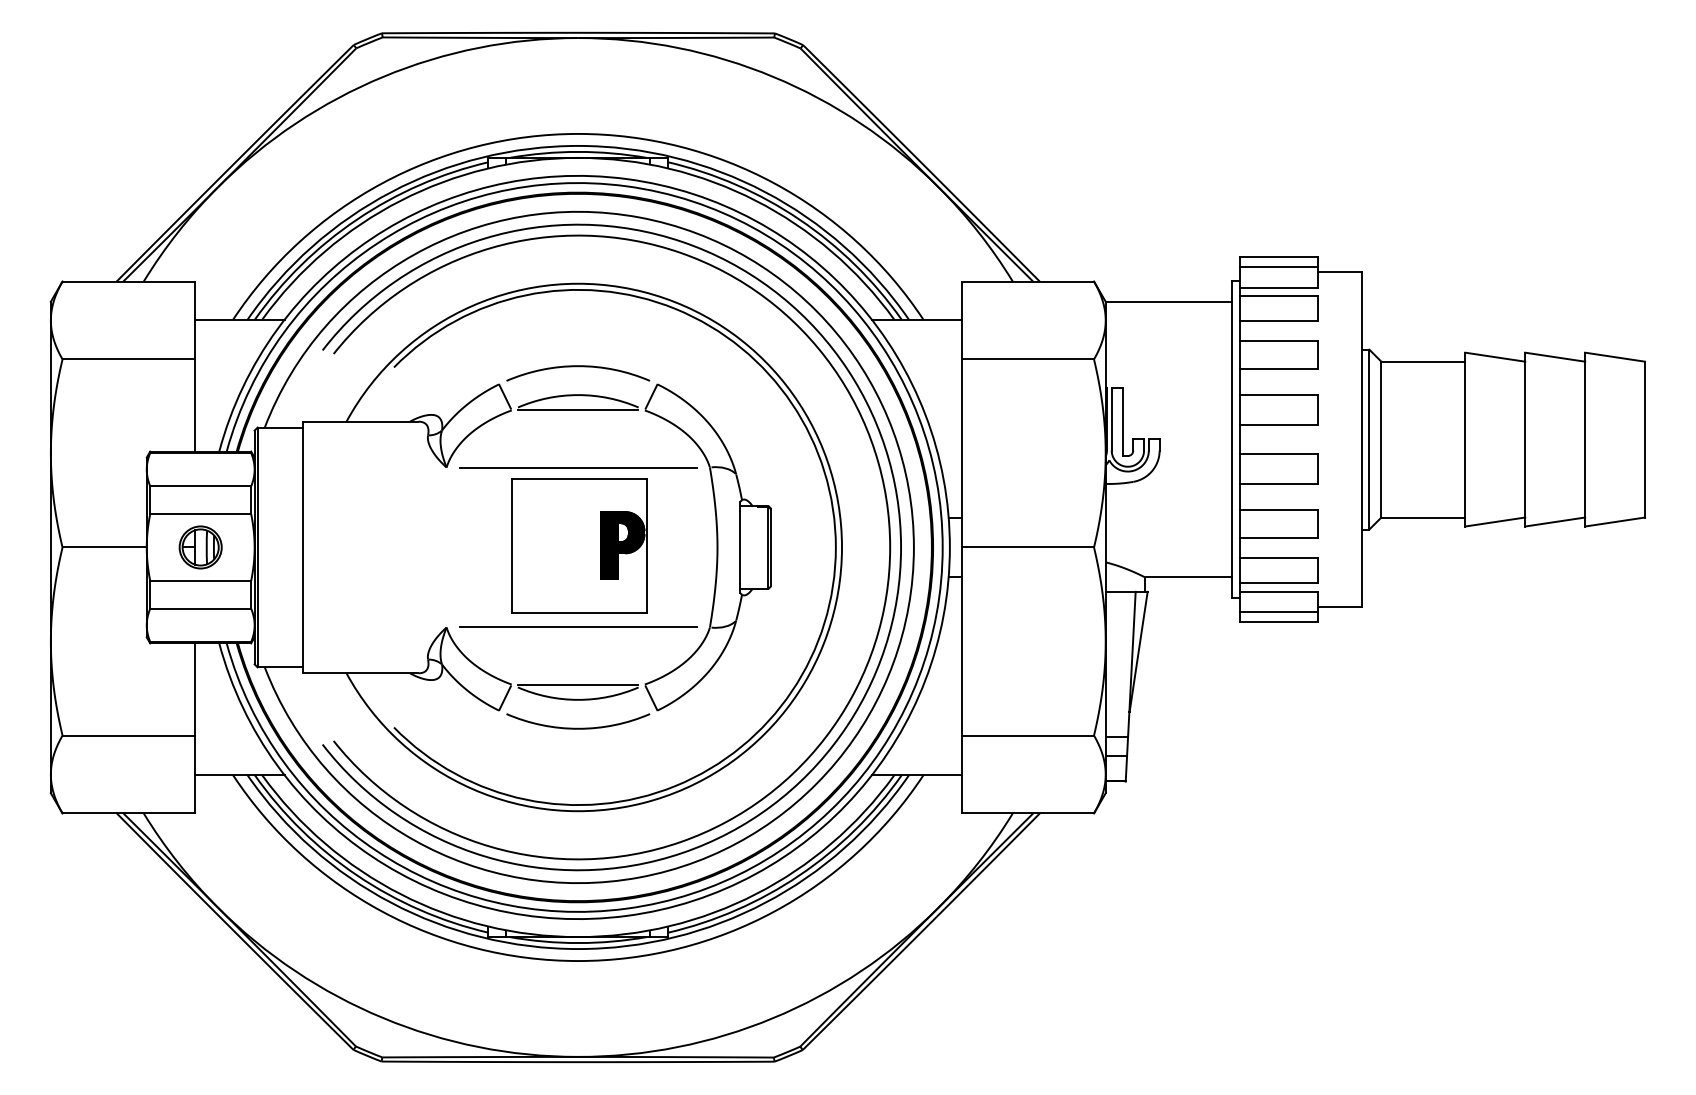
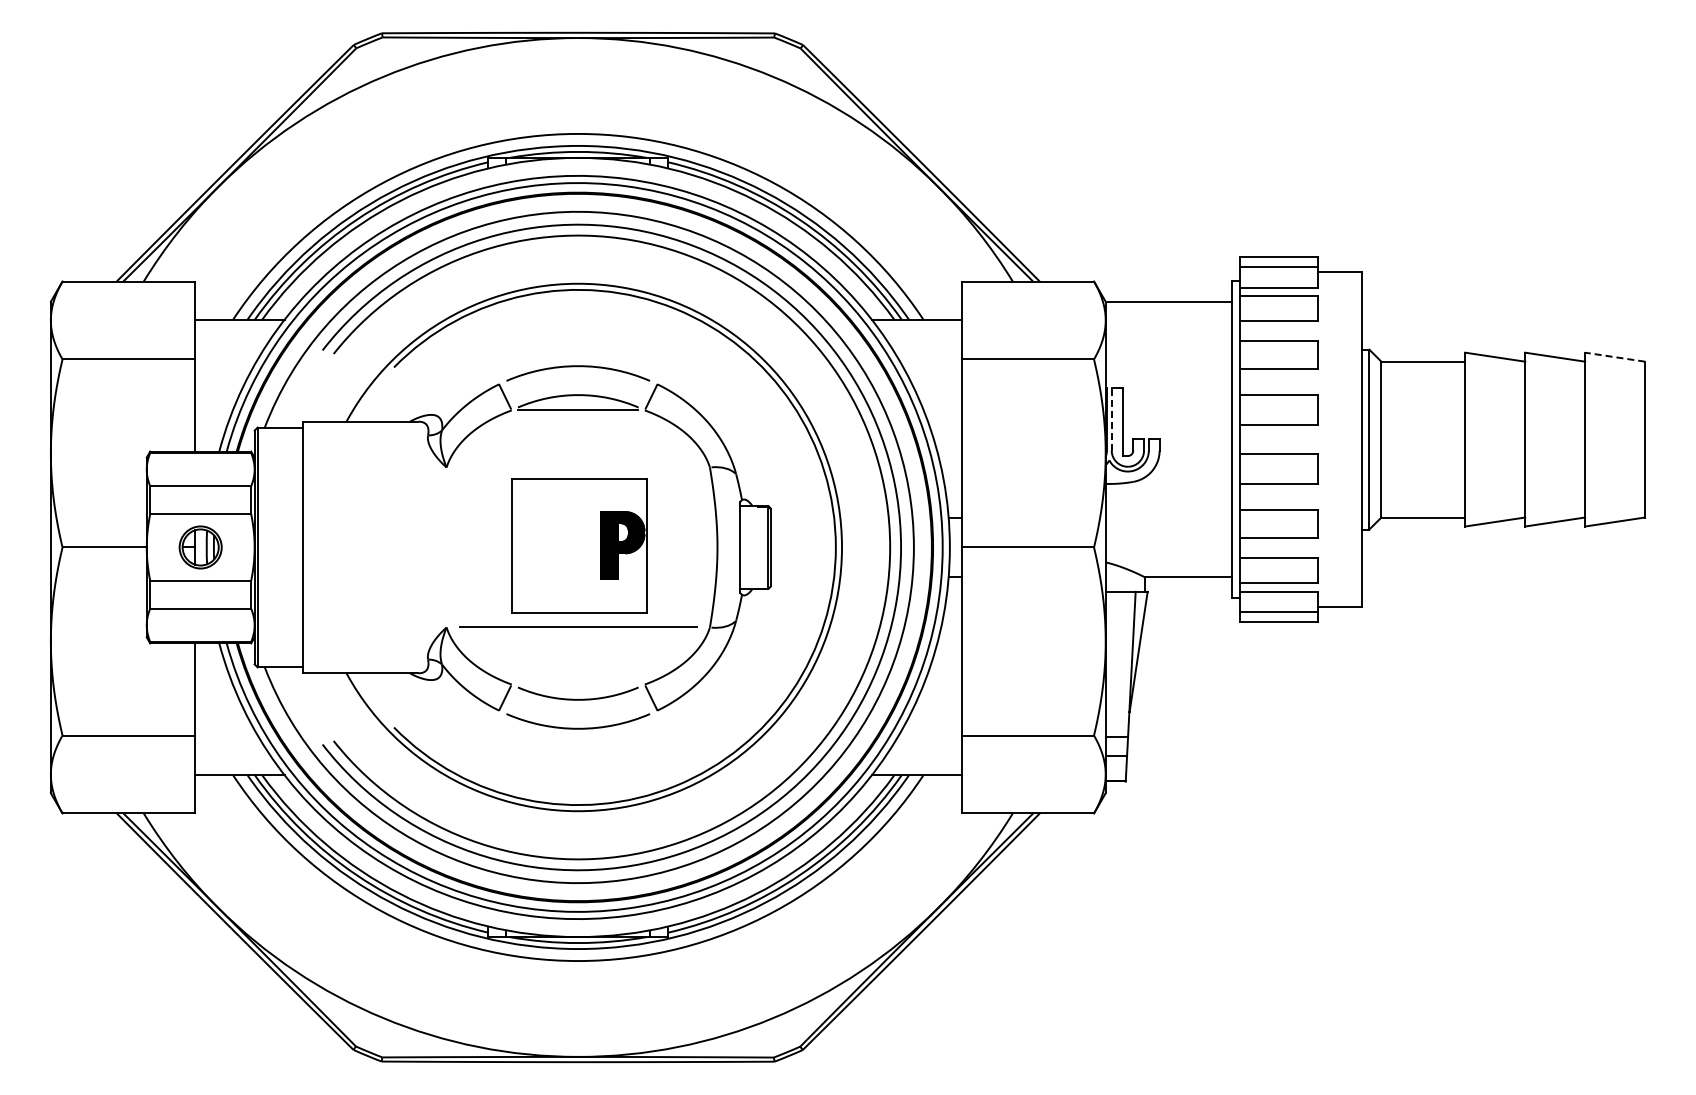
line: solid -> dashed (1614, 357)
line: solid -> dashed (1111, 418)
line: present -> none (577, 467)
line: present -> none (578, 684)
